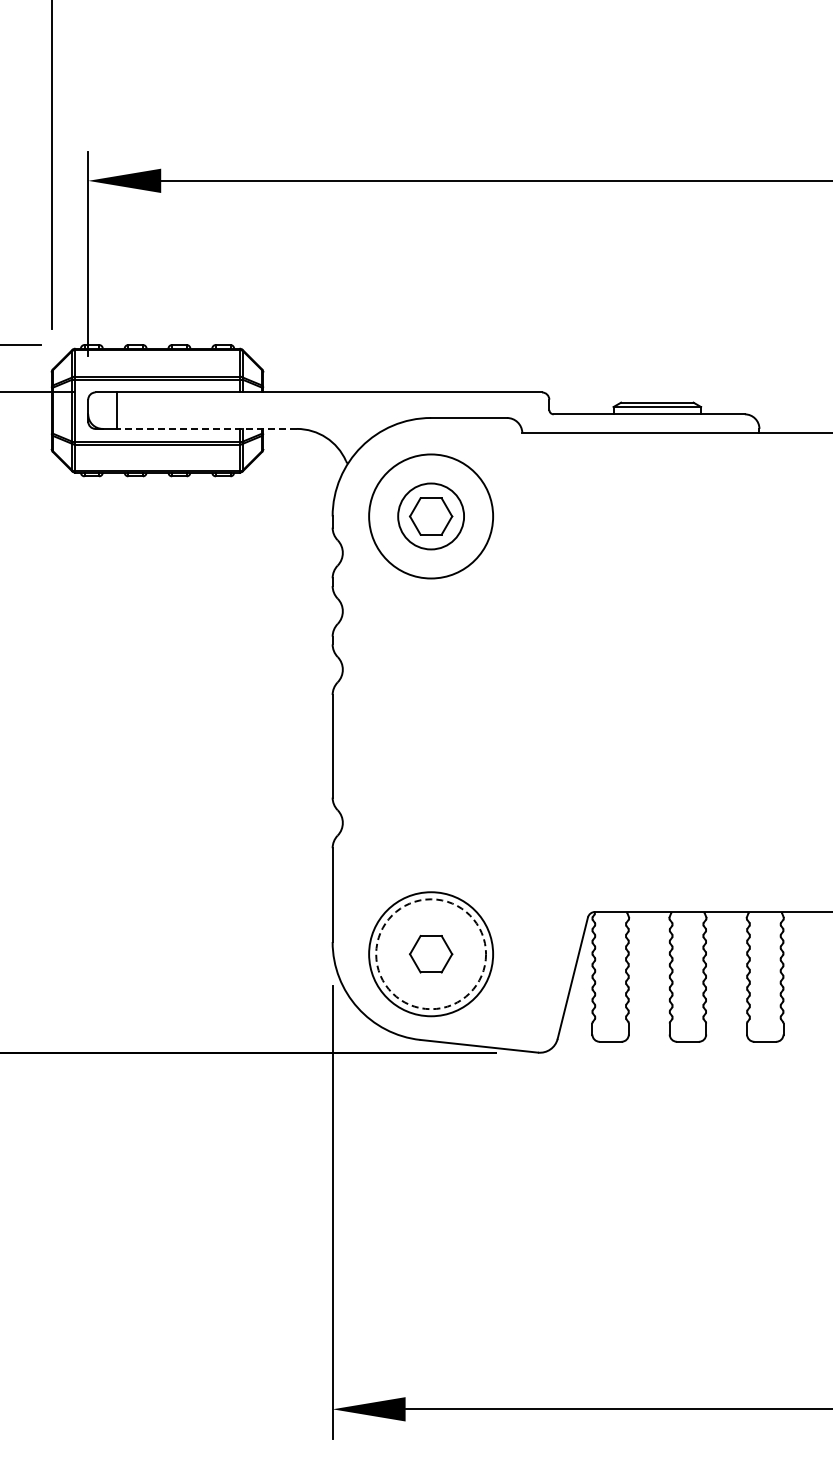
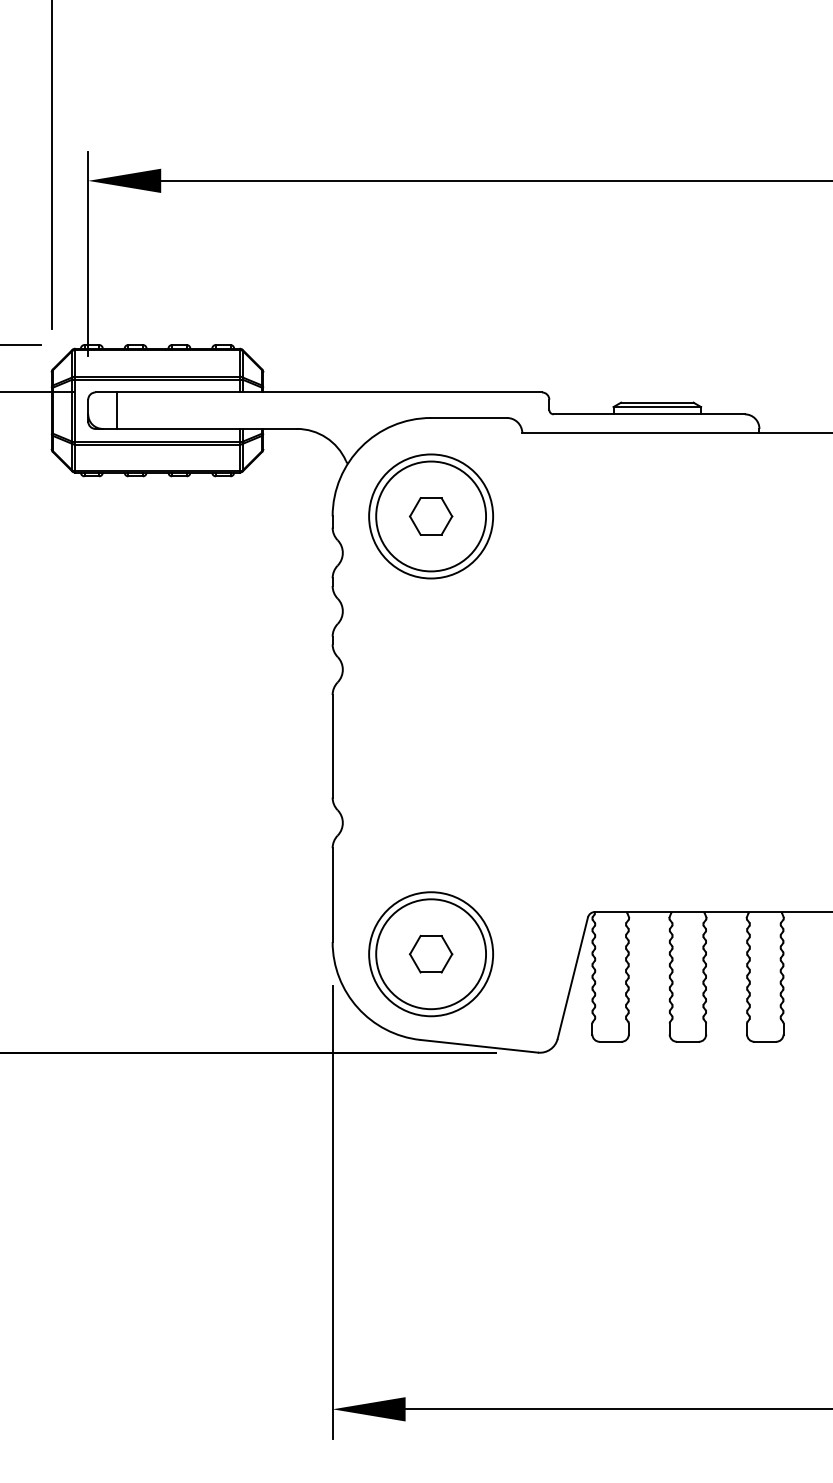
line: dashed -> solid (207, 428)
circle diameter: 66 px -> 110 px (431, 516)
circle: dashed -> solid (431, 954)
